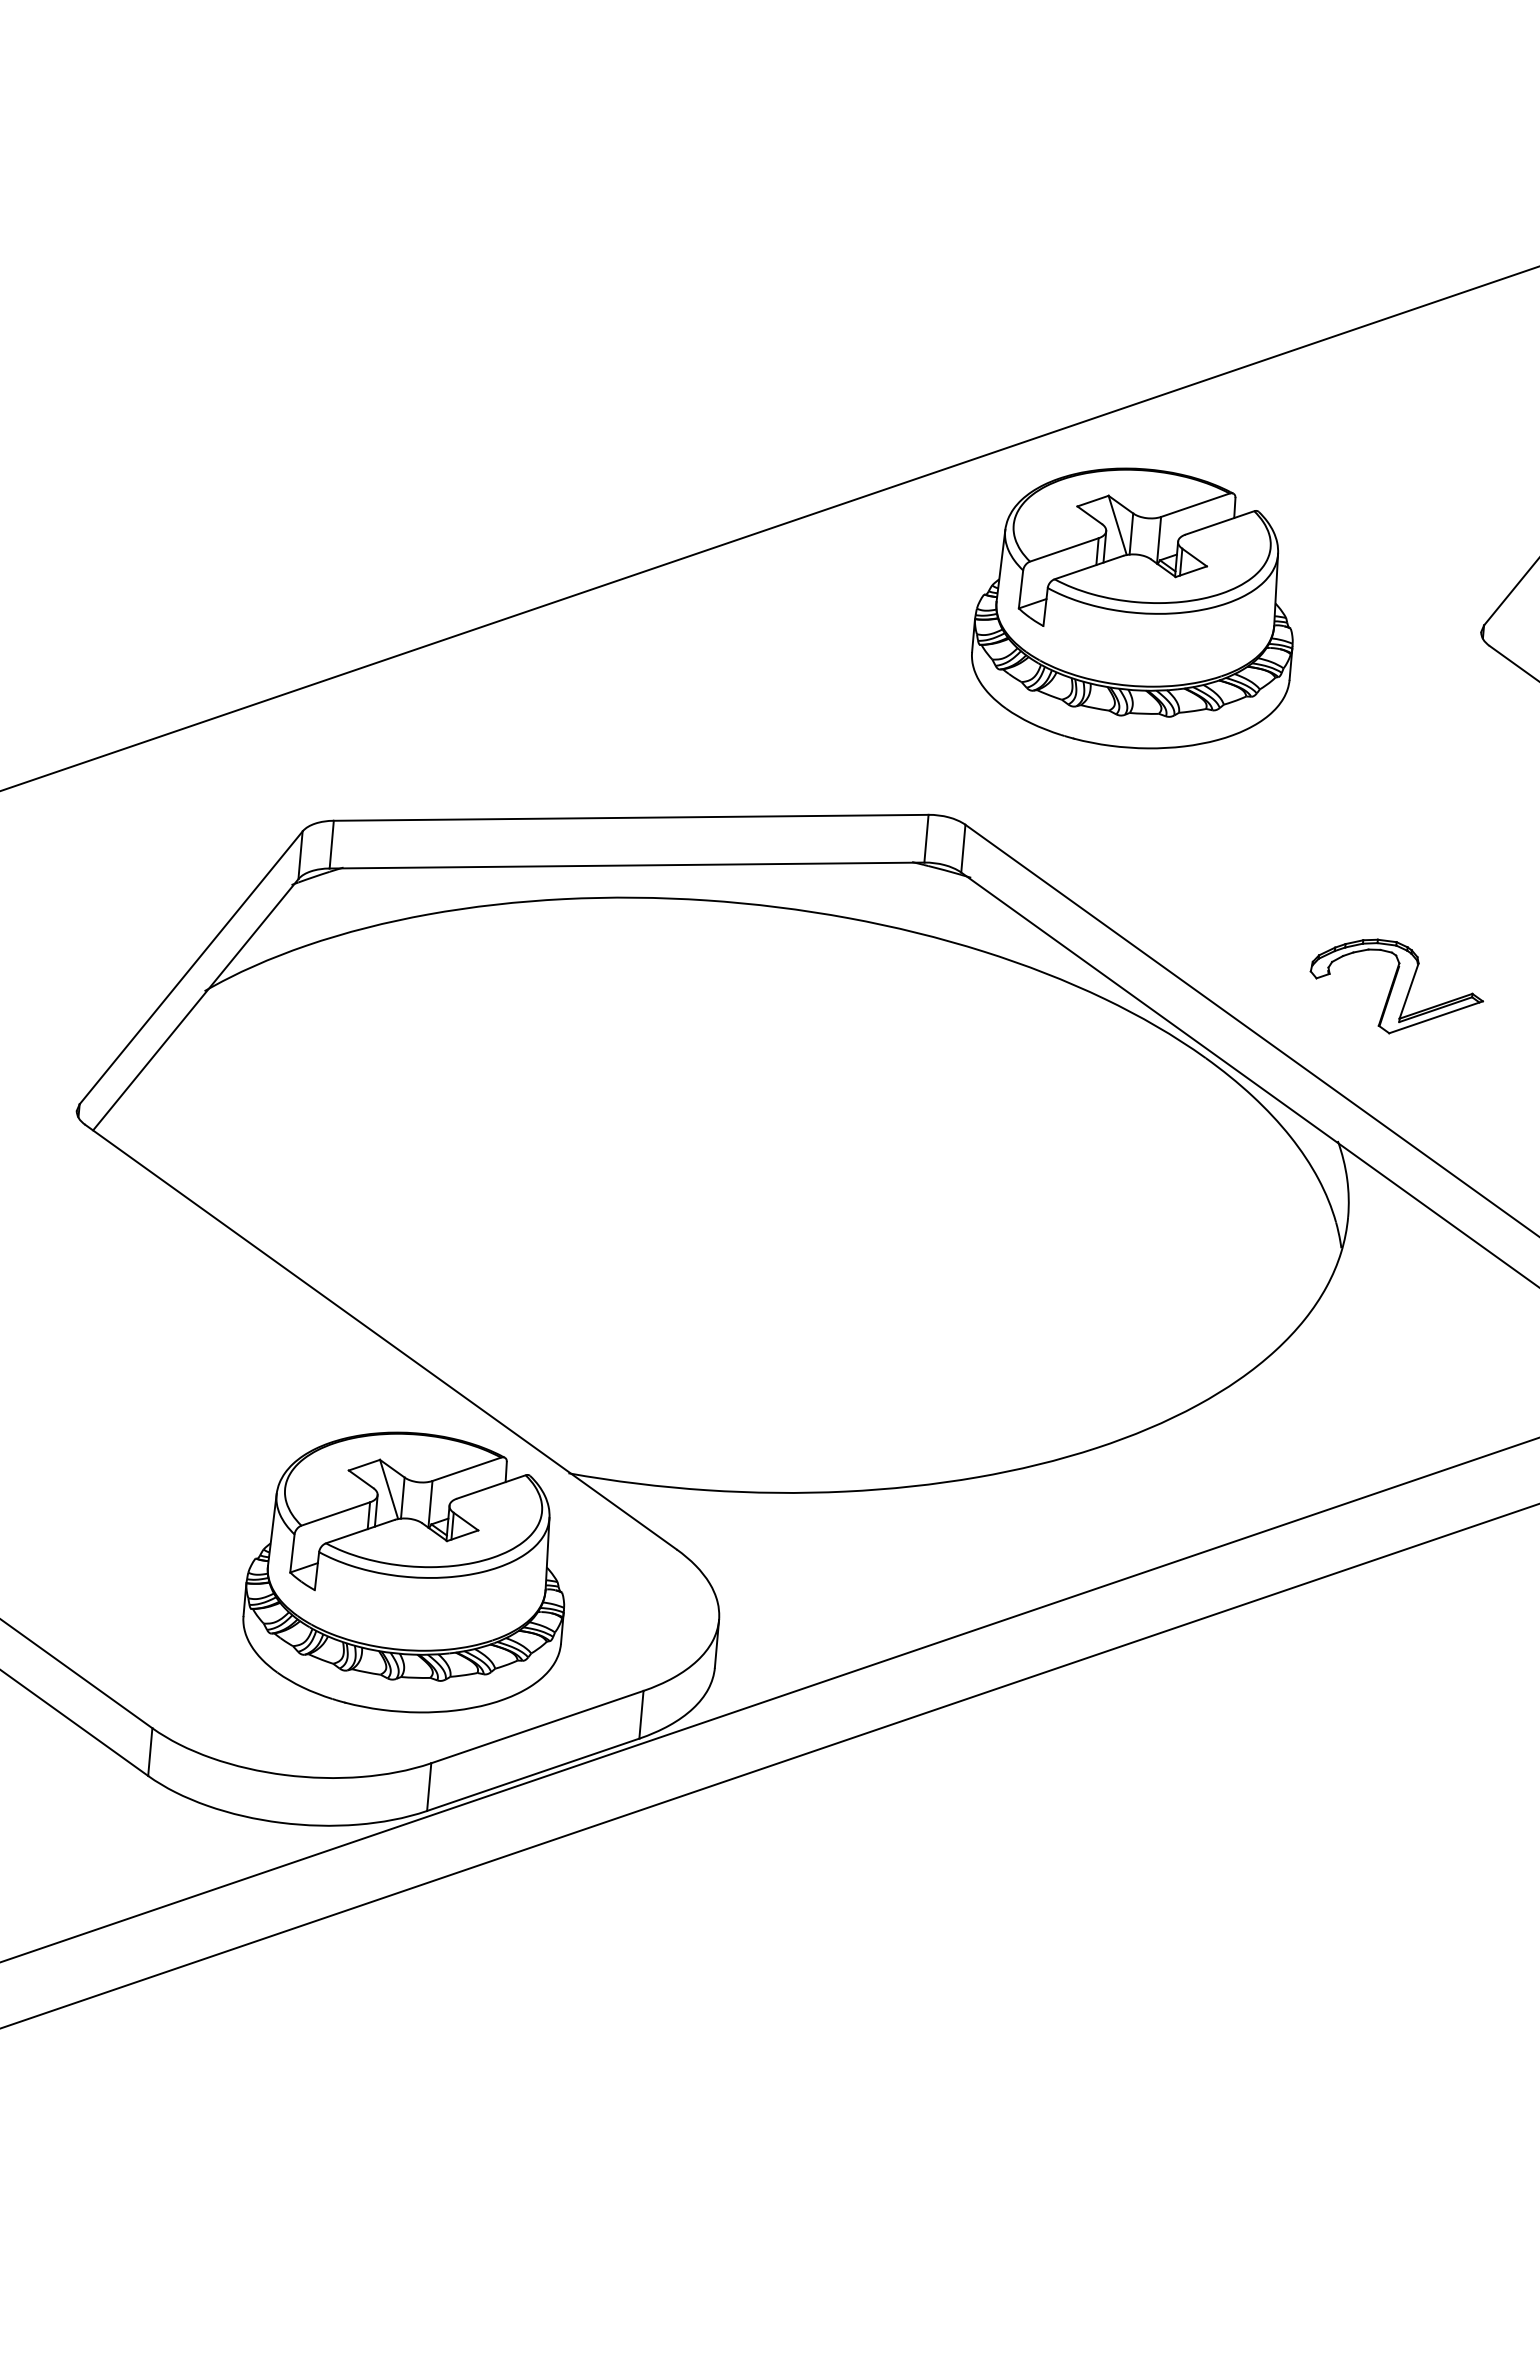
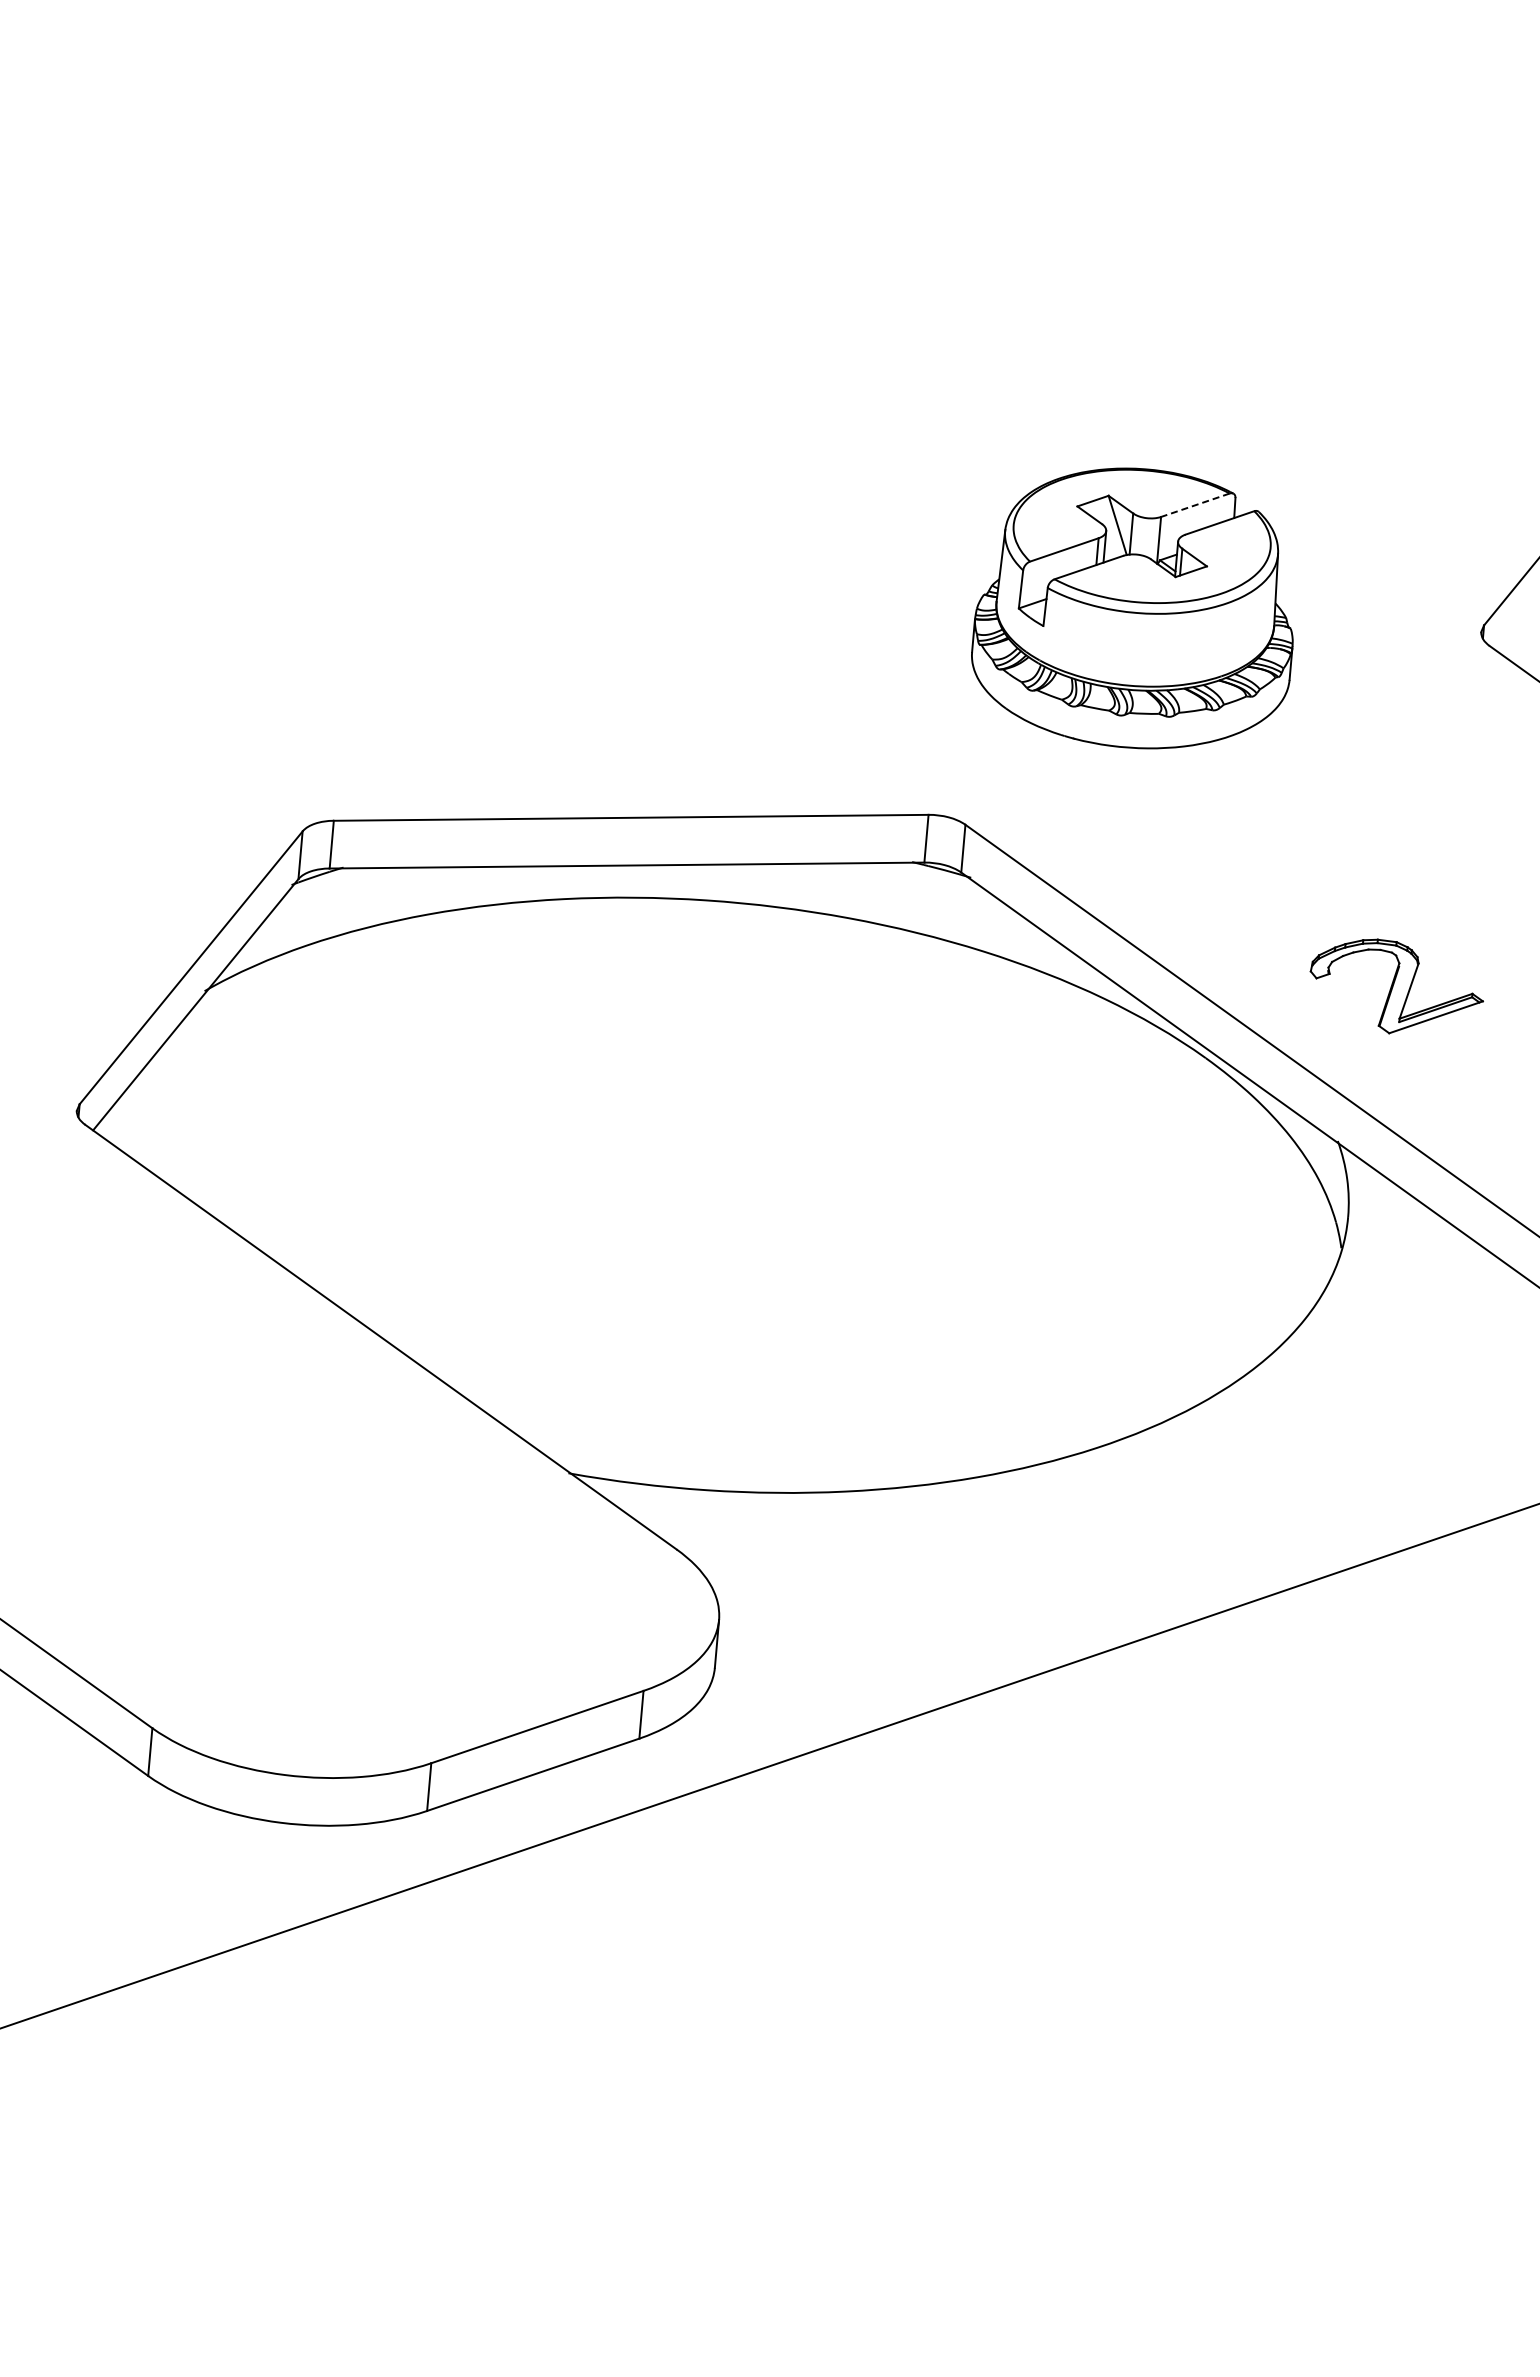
line: solid -> dashed (1194, 505)
line: present -> none (769, 528)
part: present -> none (403, 1572)
line: present -> none (769, 1699)
